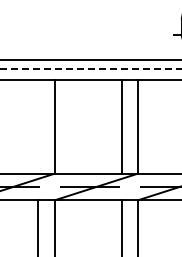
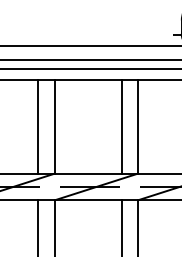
line: none -> present (90, 45)
line: dashed -> solid (90, 69)
line: none -> present (38, 126)
